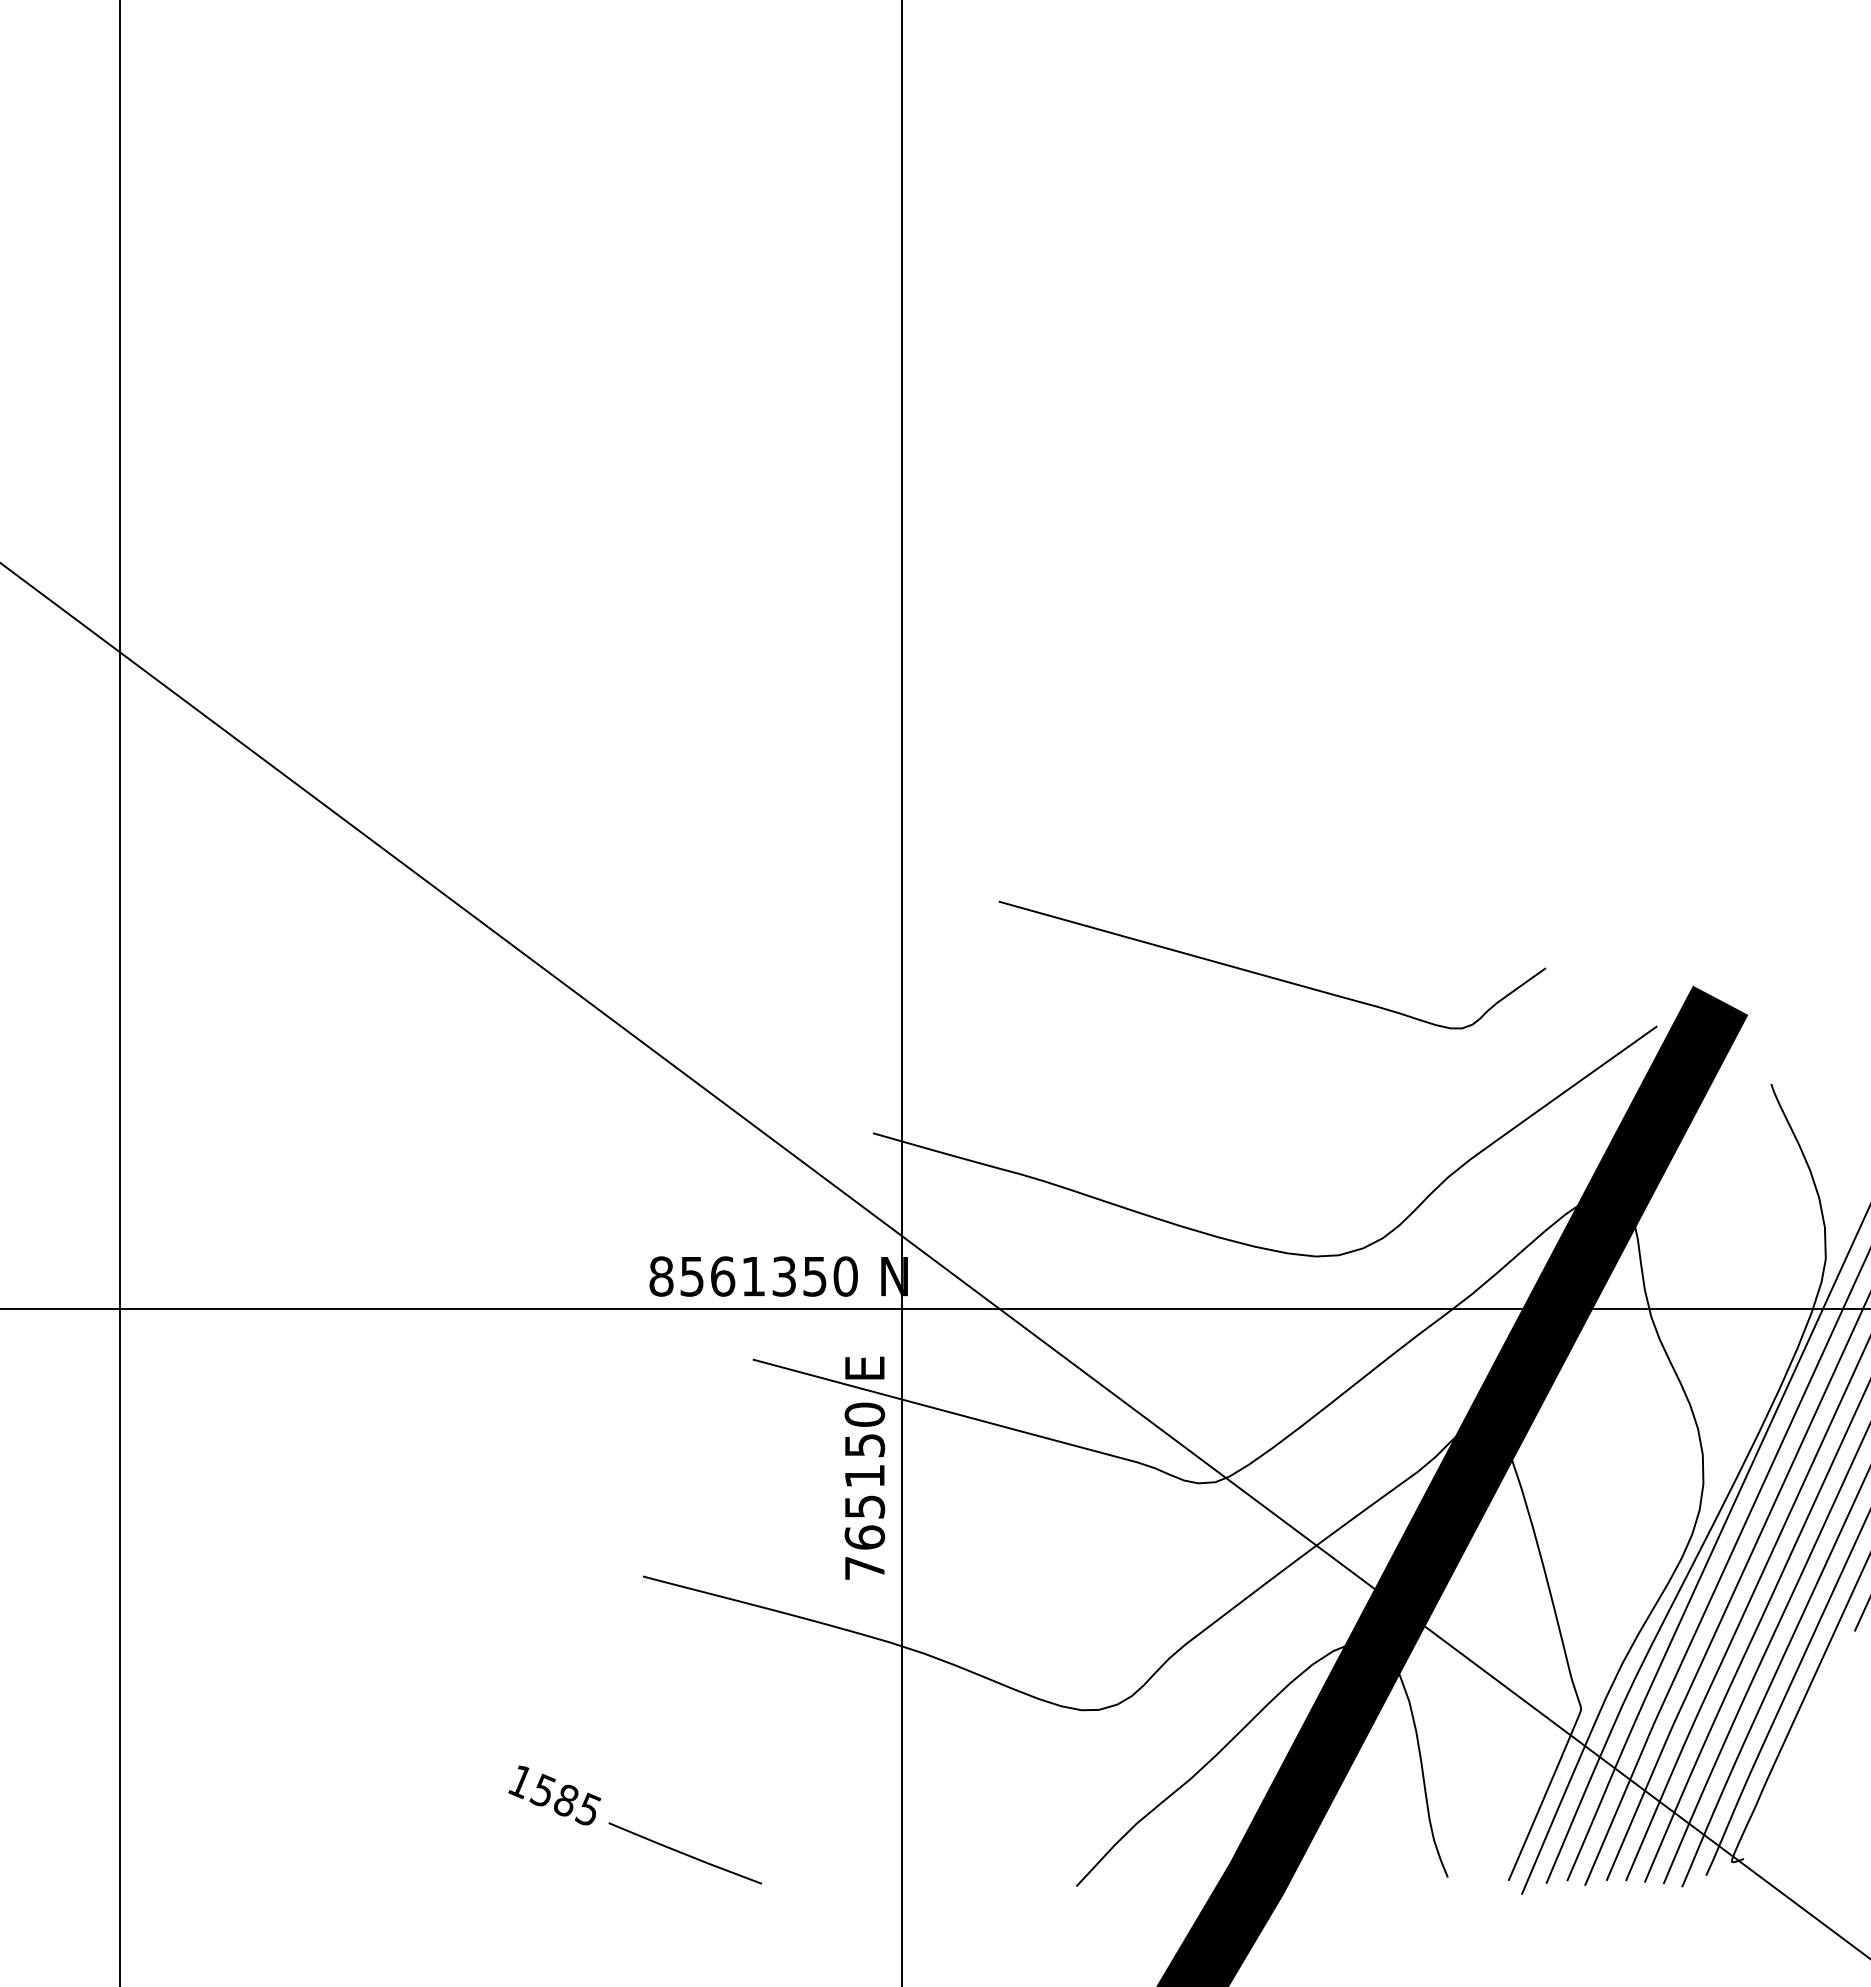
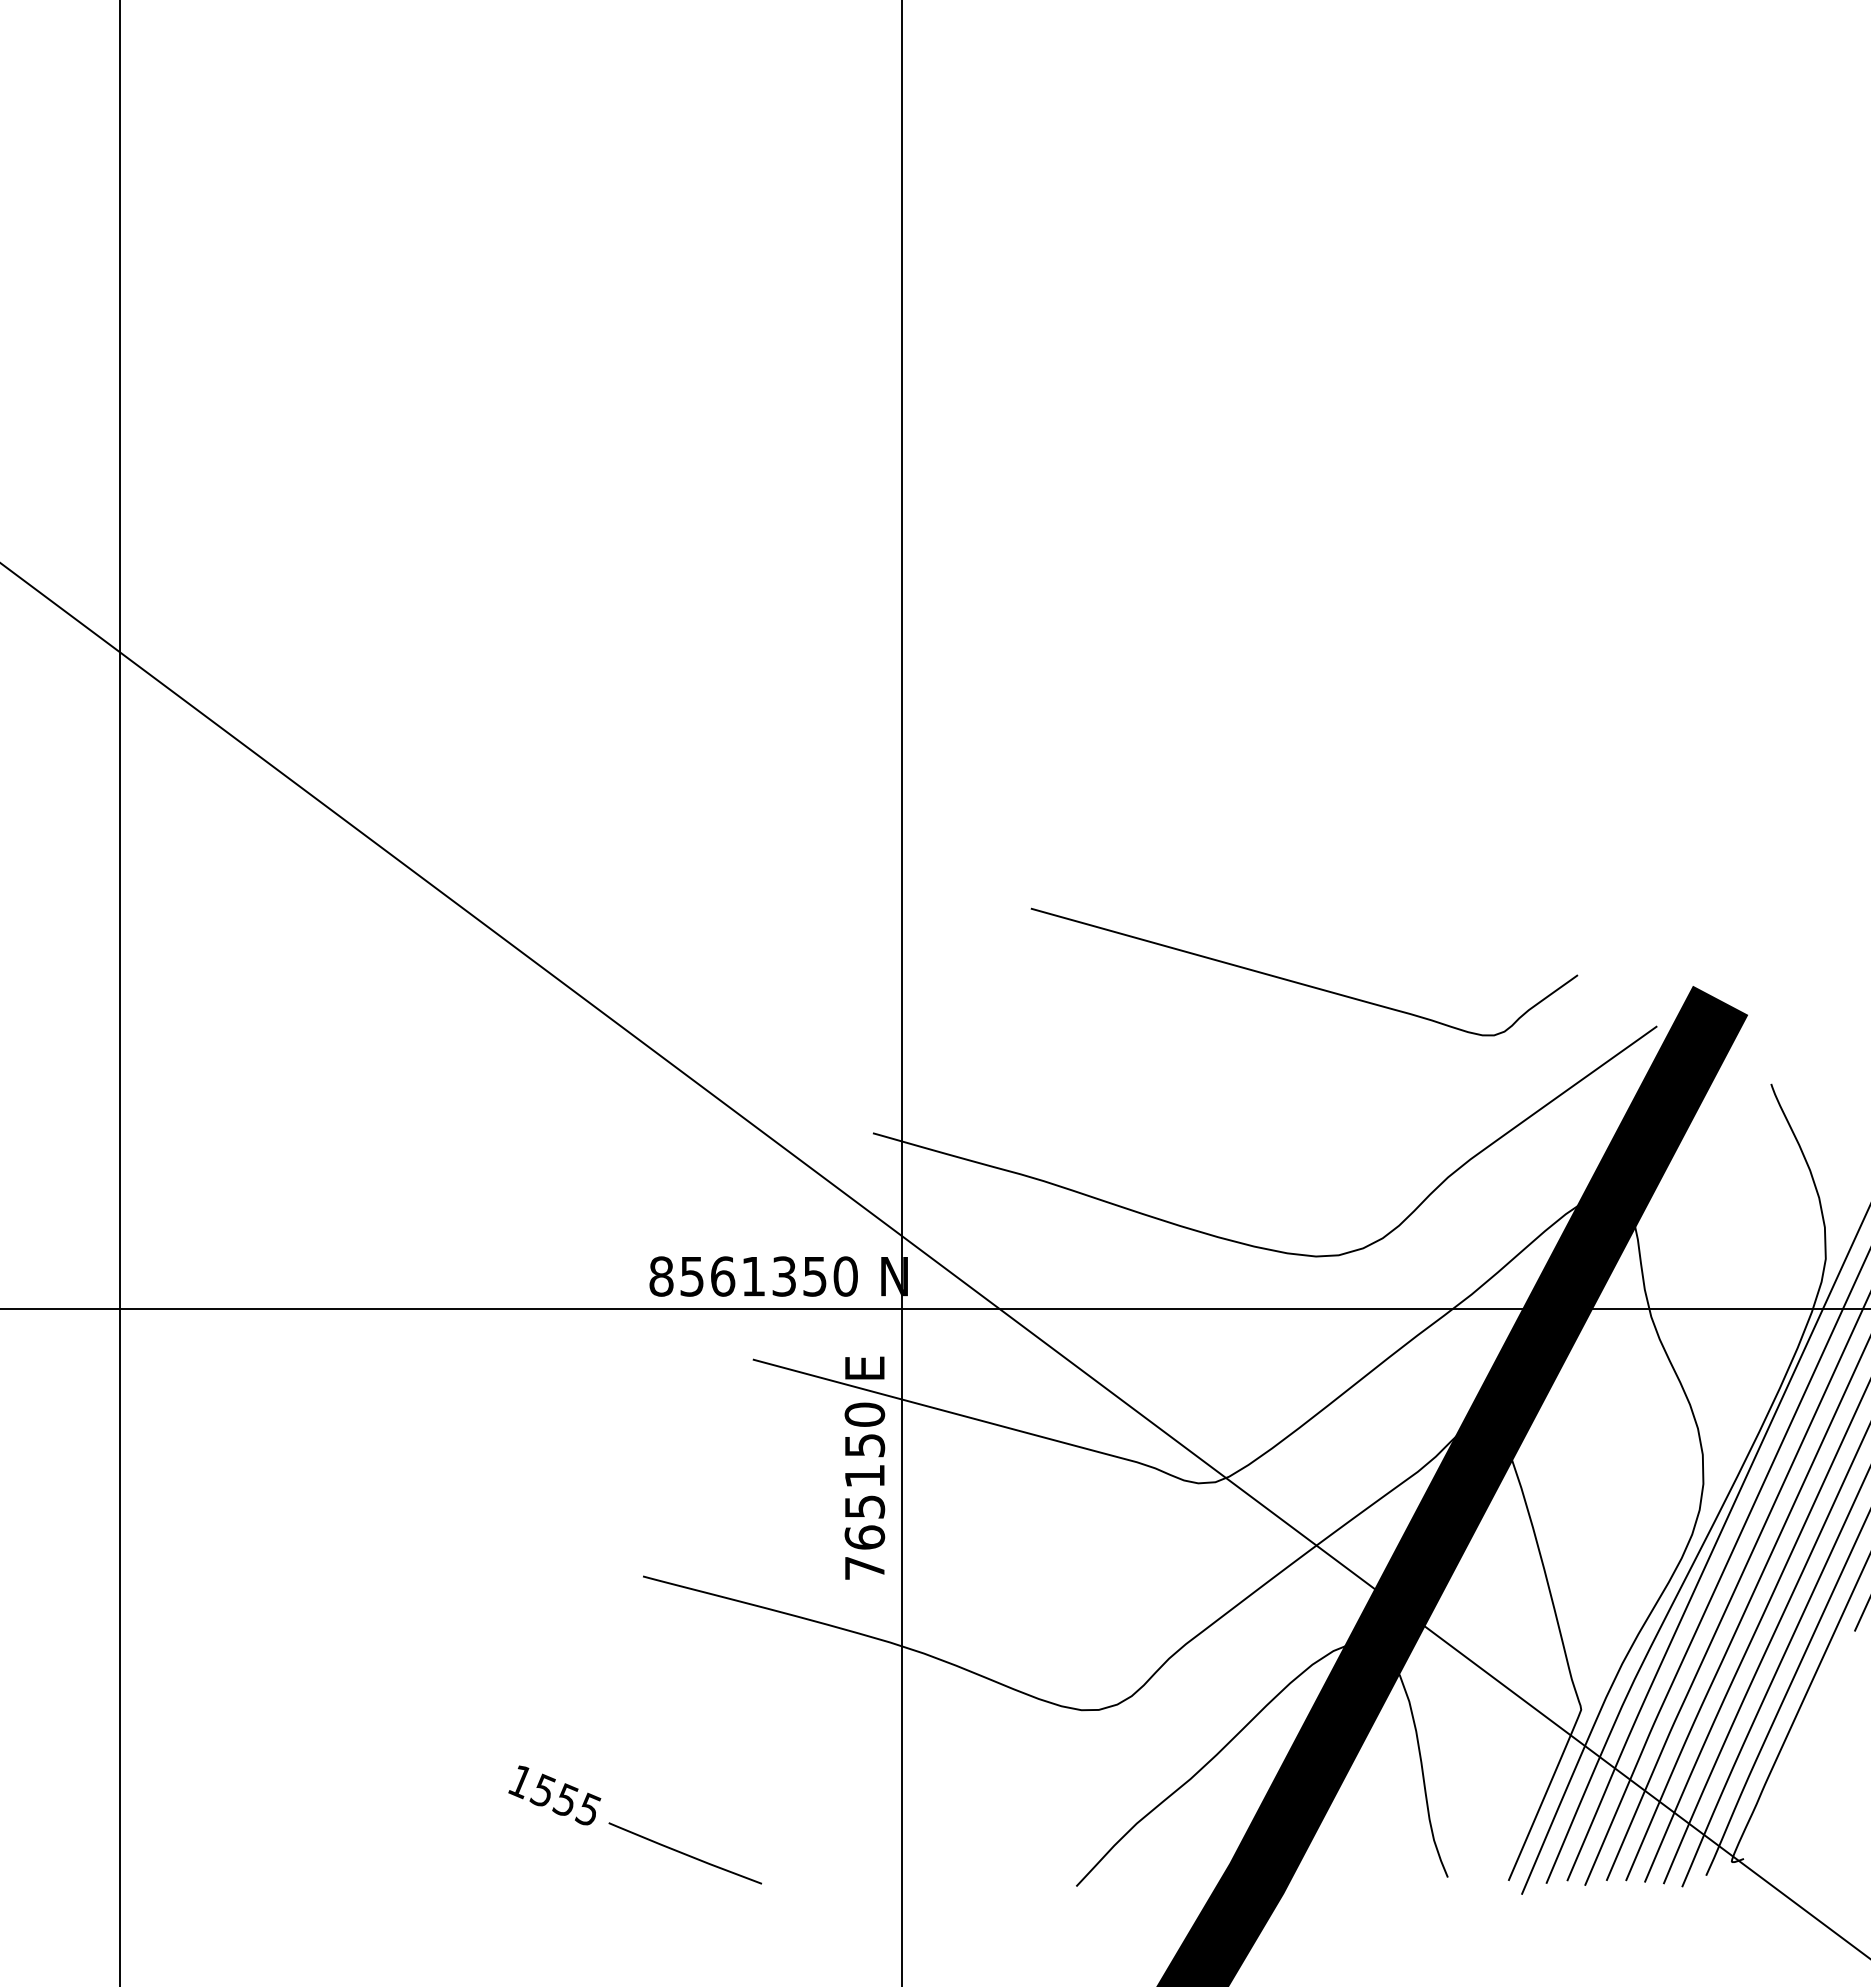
curve position: (1268, 975) -> (1300, 982) (1300, 982)
text: 1585 -> 1555 (565, 1799)
